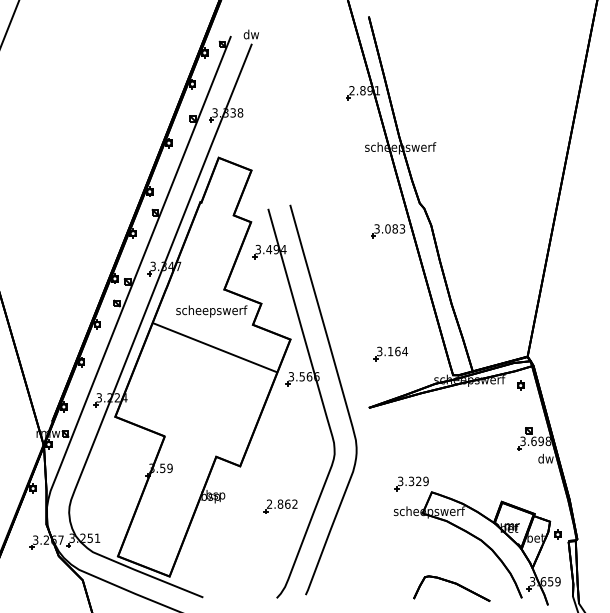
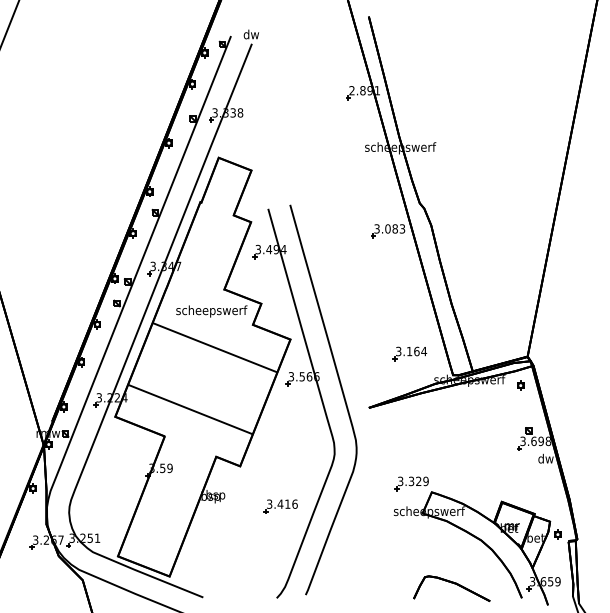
part position: (390, 353) -> (409, 353) (409, 353)
line: none -> present (190, 409)
text: 2.862 -> 3.416 (282, 503)
